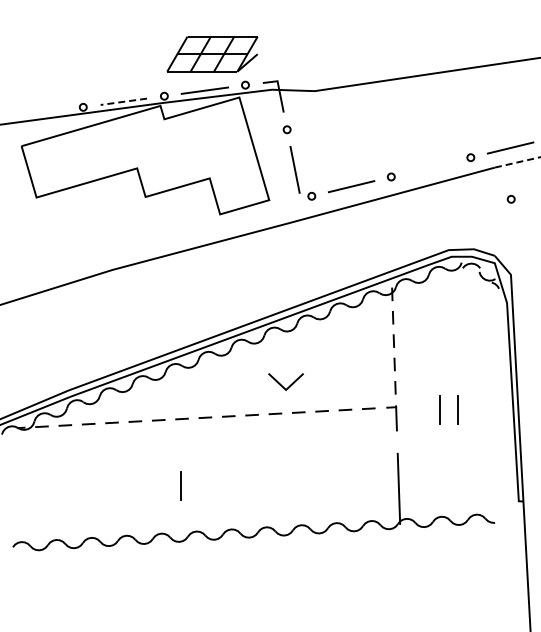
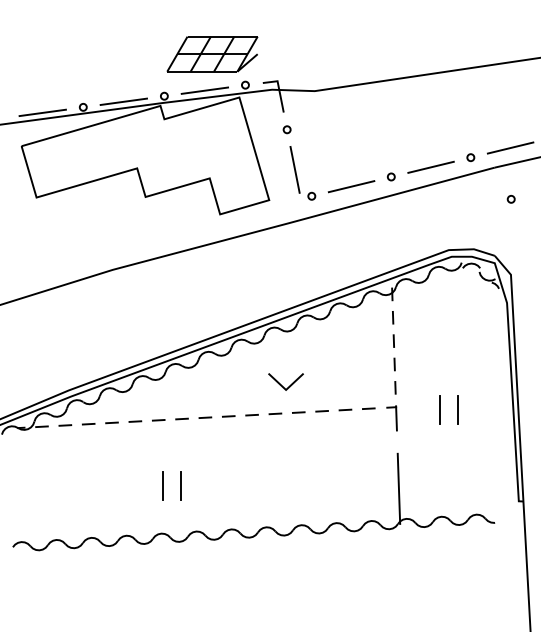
line: dashed -> solid (123, 101)
line: none -> present (42, 112)
line: dashed -> solid (517, 162)
line: none -> present (430, 166)
line: none -> present (162, 485)
